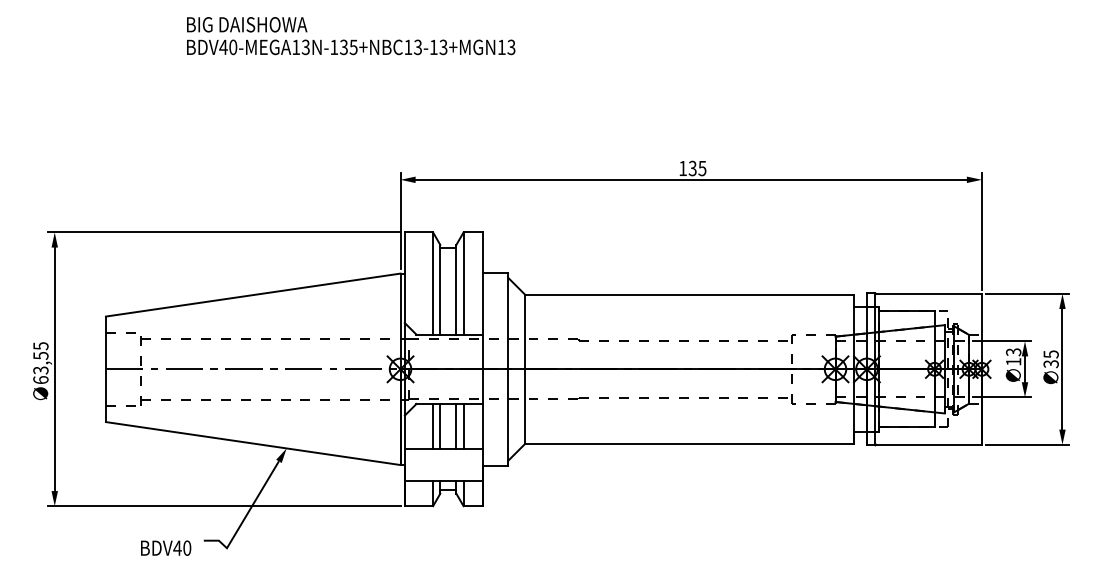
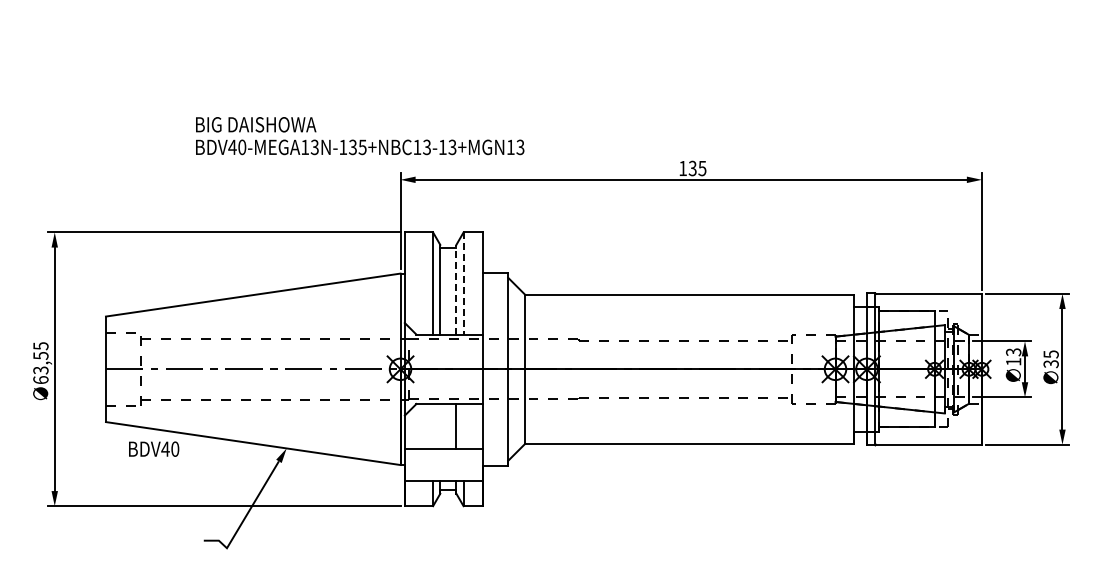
text position: (351, 36) -> (360, 136) (360, 136)
line: solid -> dashed (463, 284)
line: solid -> dashed (456, 289)
line: present -> none (433, 425)
line: present -> none (440, 425)
line: present -> none (463, 425)
text position: (166, 547) -> (154, 448) (154, 448)
